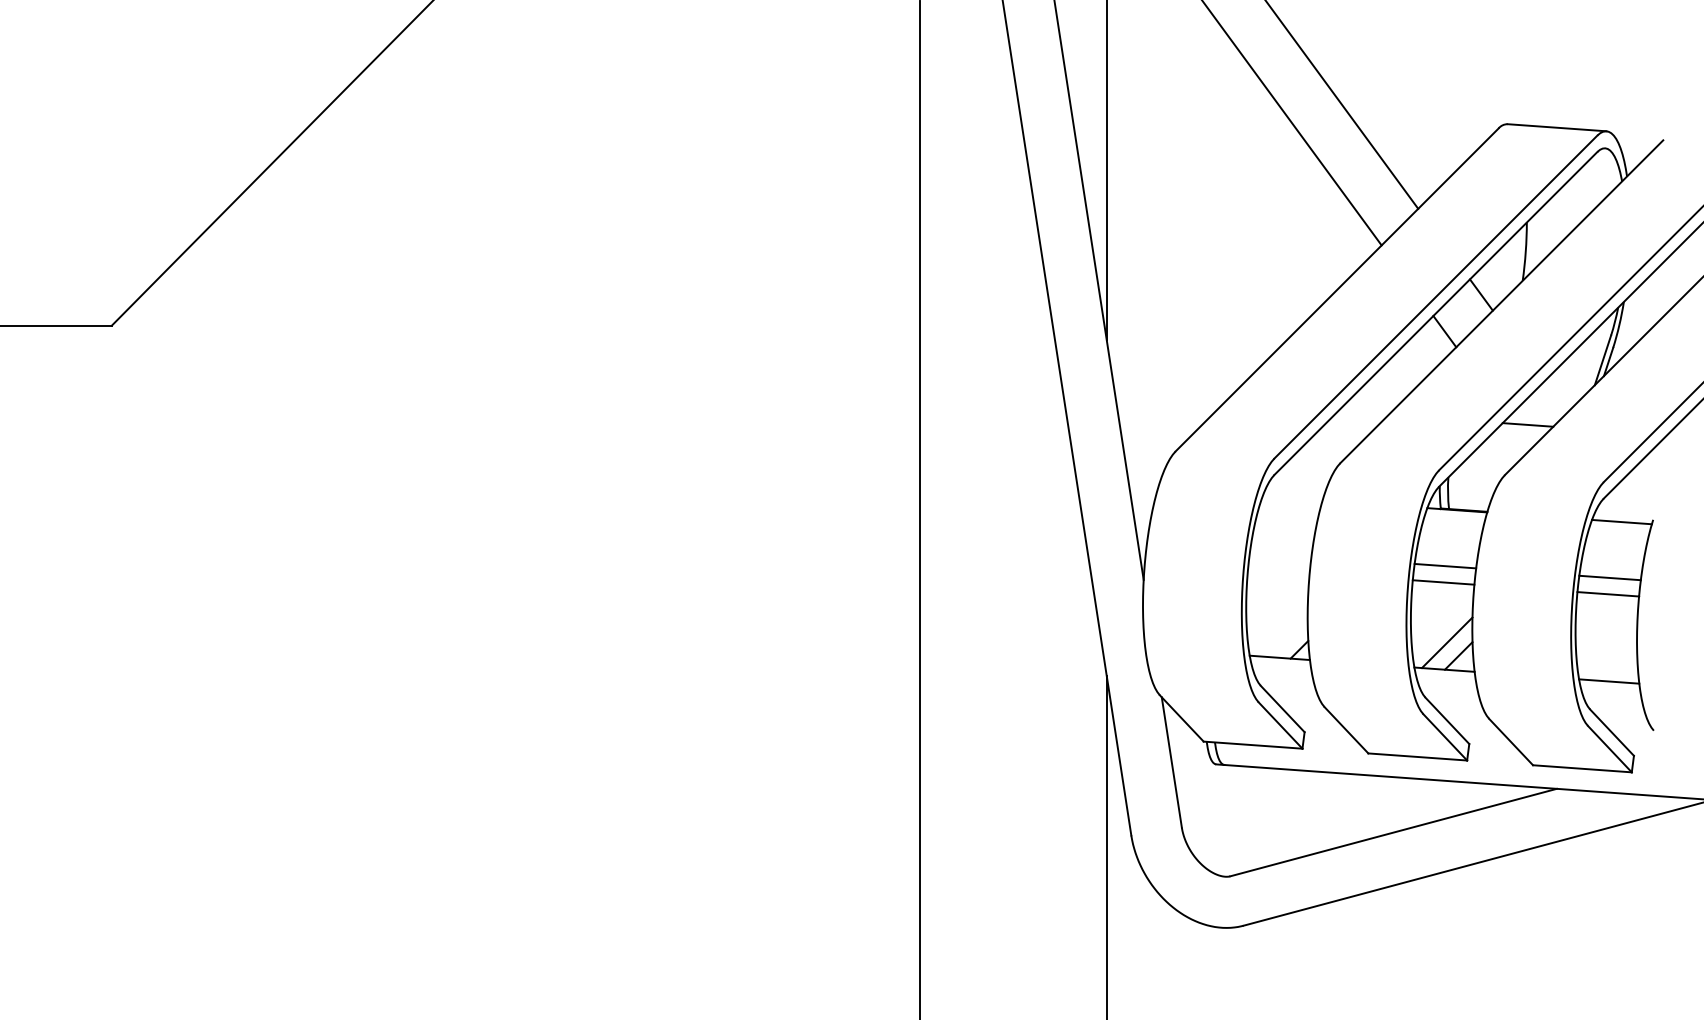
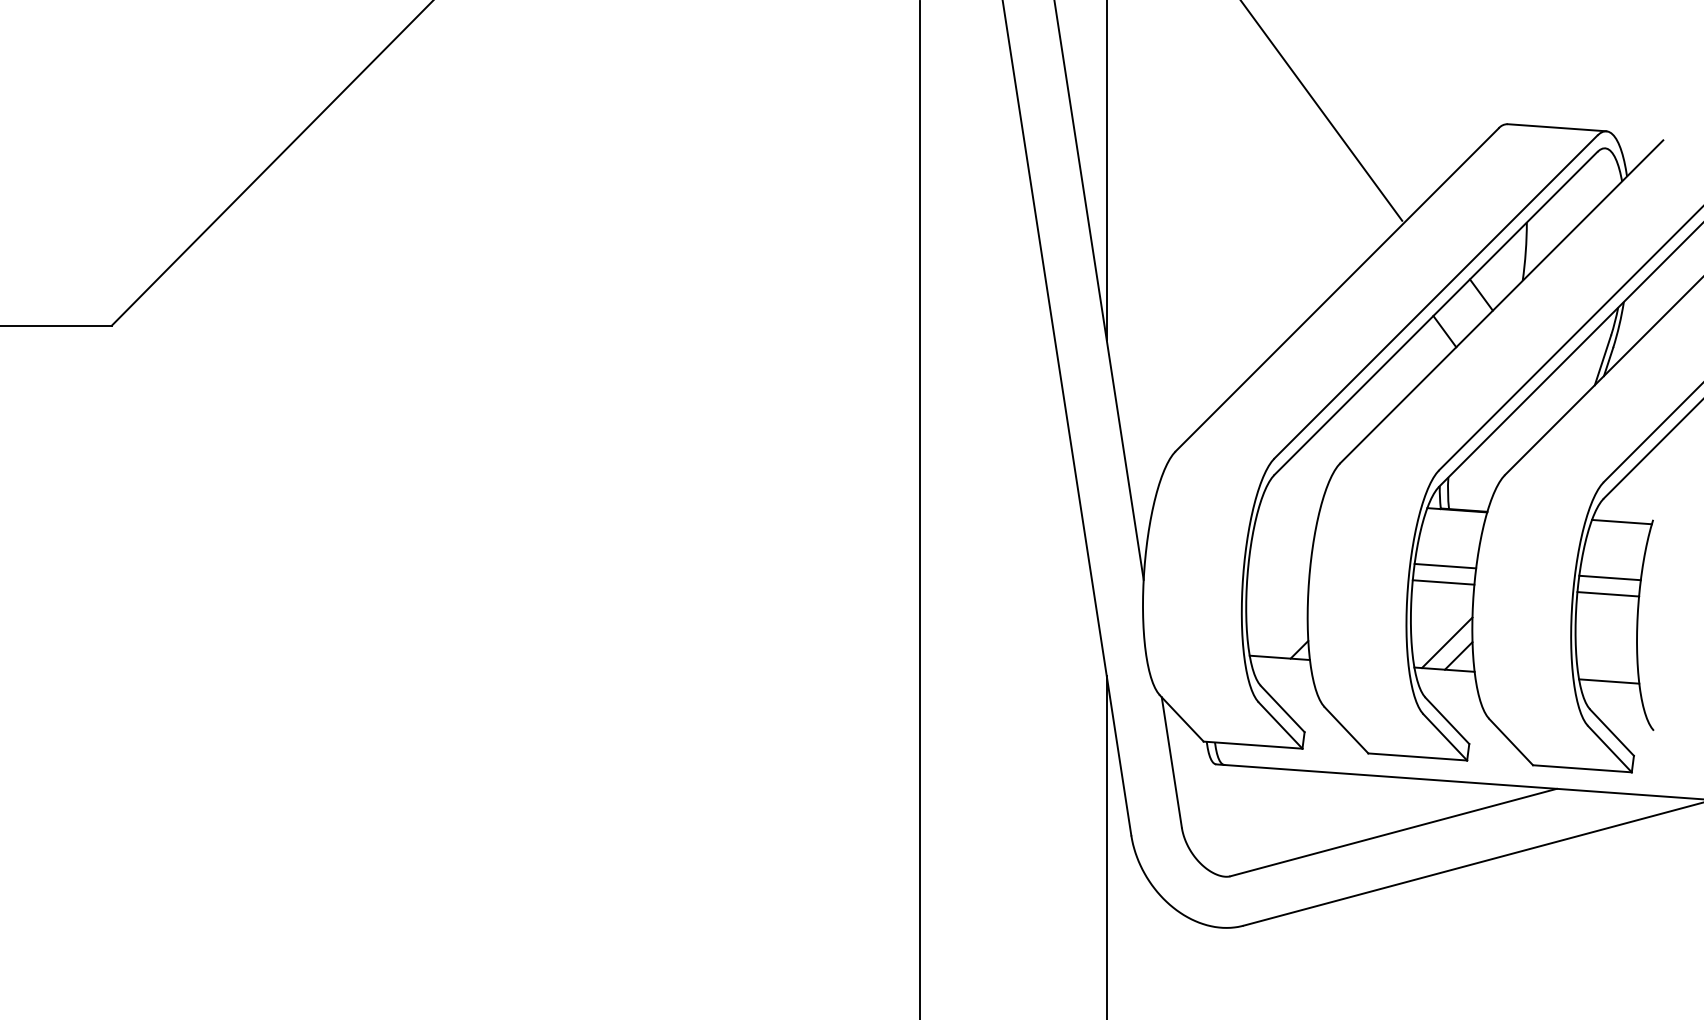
line position: (1342, 105) -> (1322, 111) (1322, 111)
line: present -> none (1292, 123)
line: present -> none (1527, 424)
